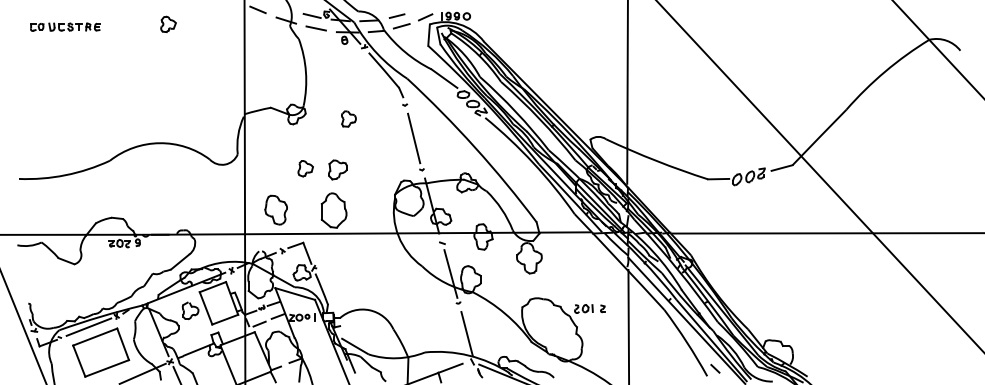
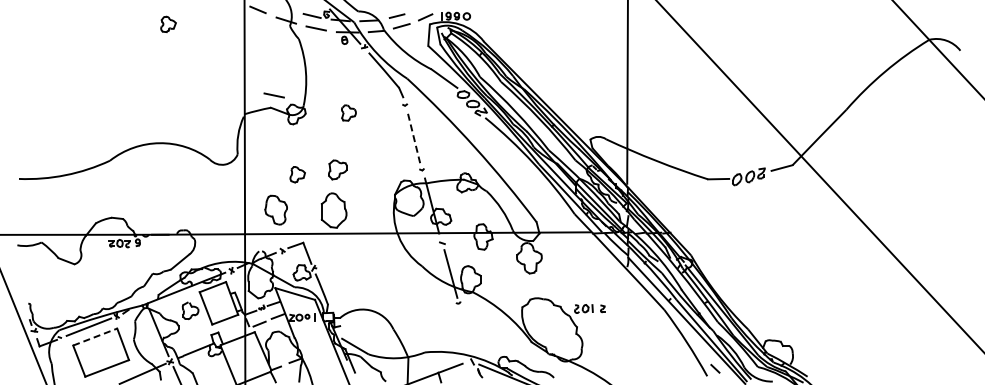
part: present -> none (65, 26)
line: none -> present (273, 95)
part position: (348, 118) -> (348, 112) (348, 112)
line: solid -> dashed (414, 138)
part position: (305, 168) -> (297, 174) (297, 174)
line: present -> none (826, 233)
line: present -> none (628, 325)
line: present -> none (466, 333)
line: solid -> dashed (95, 337)
